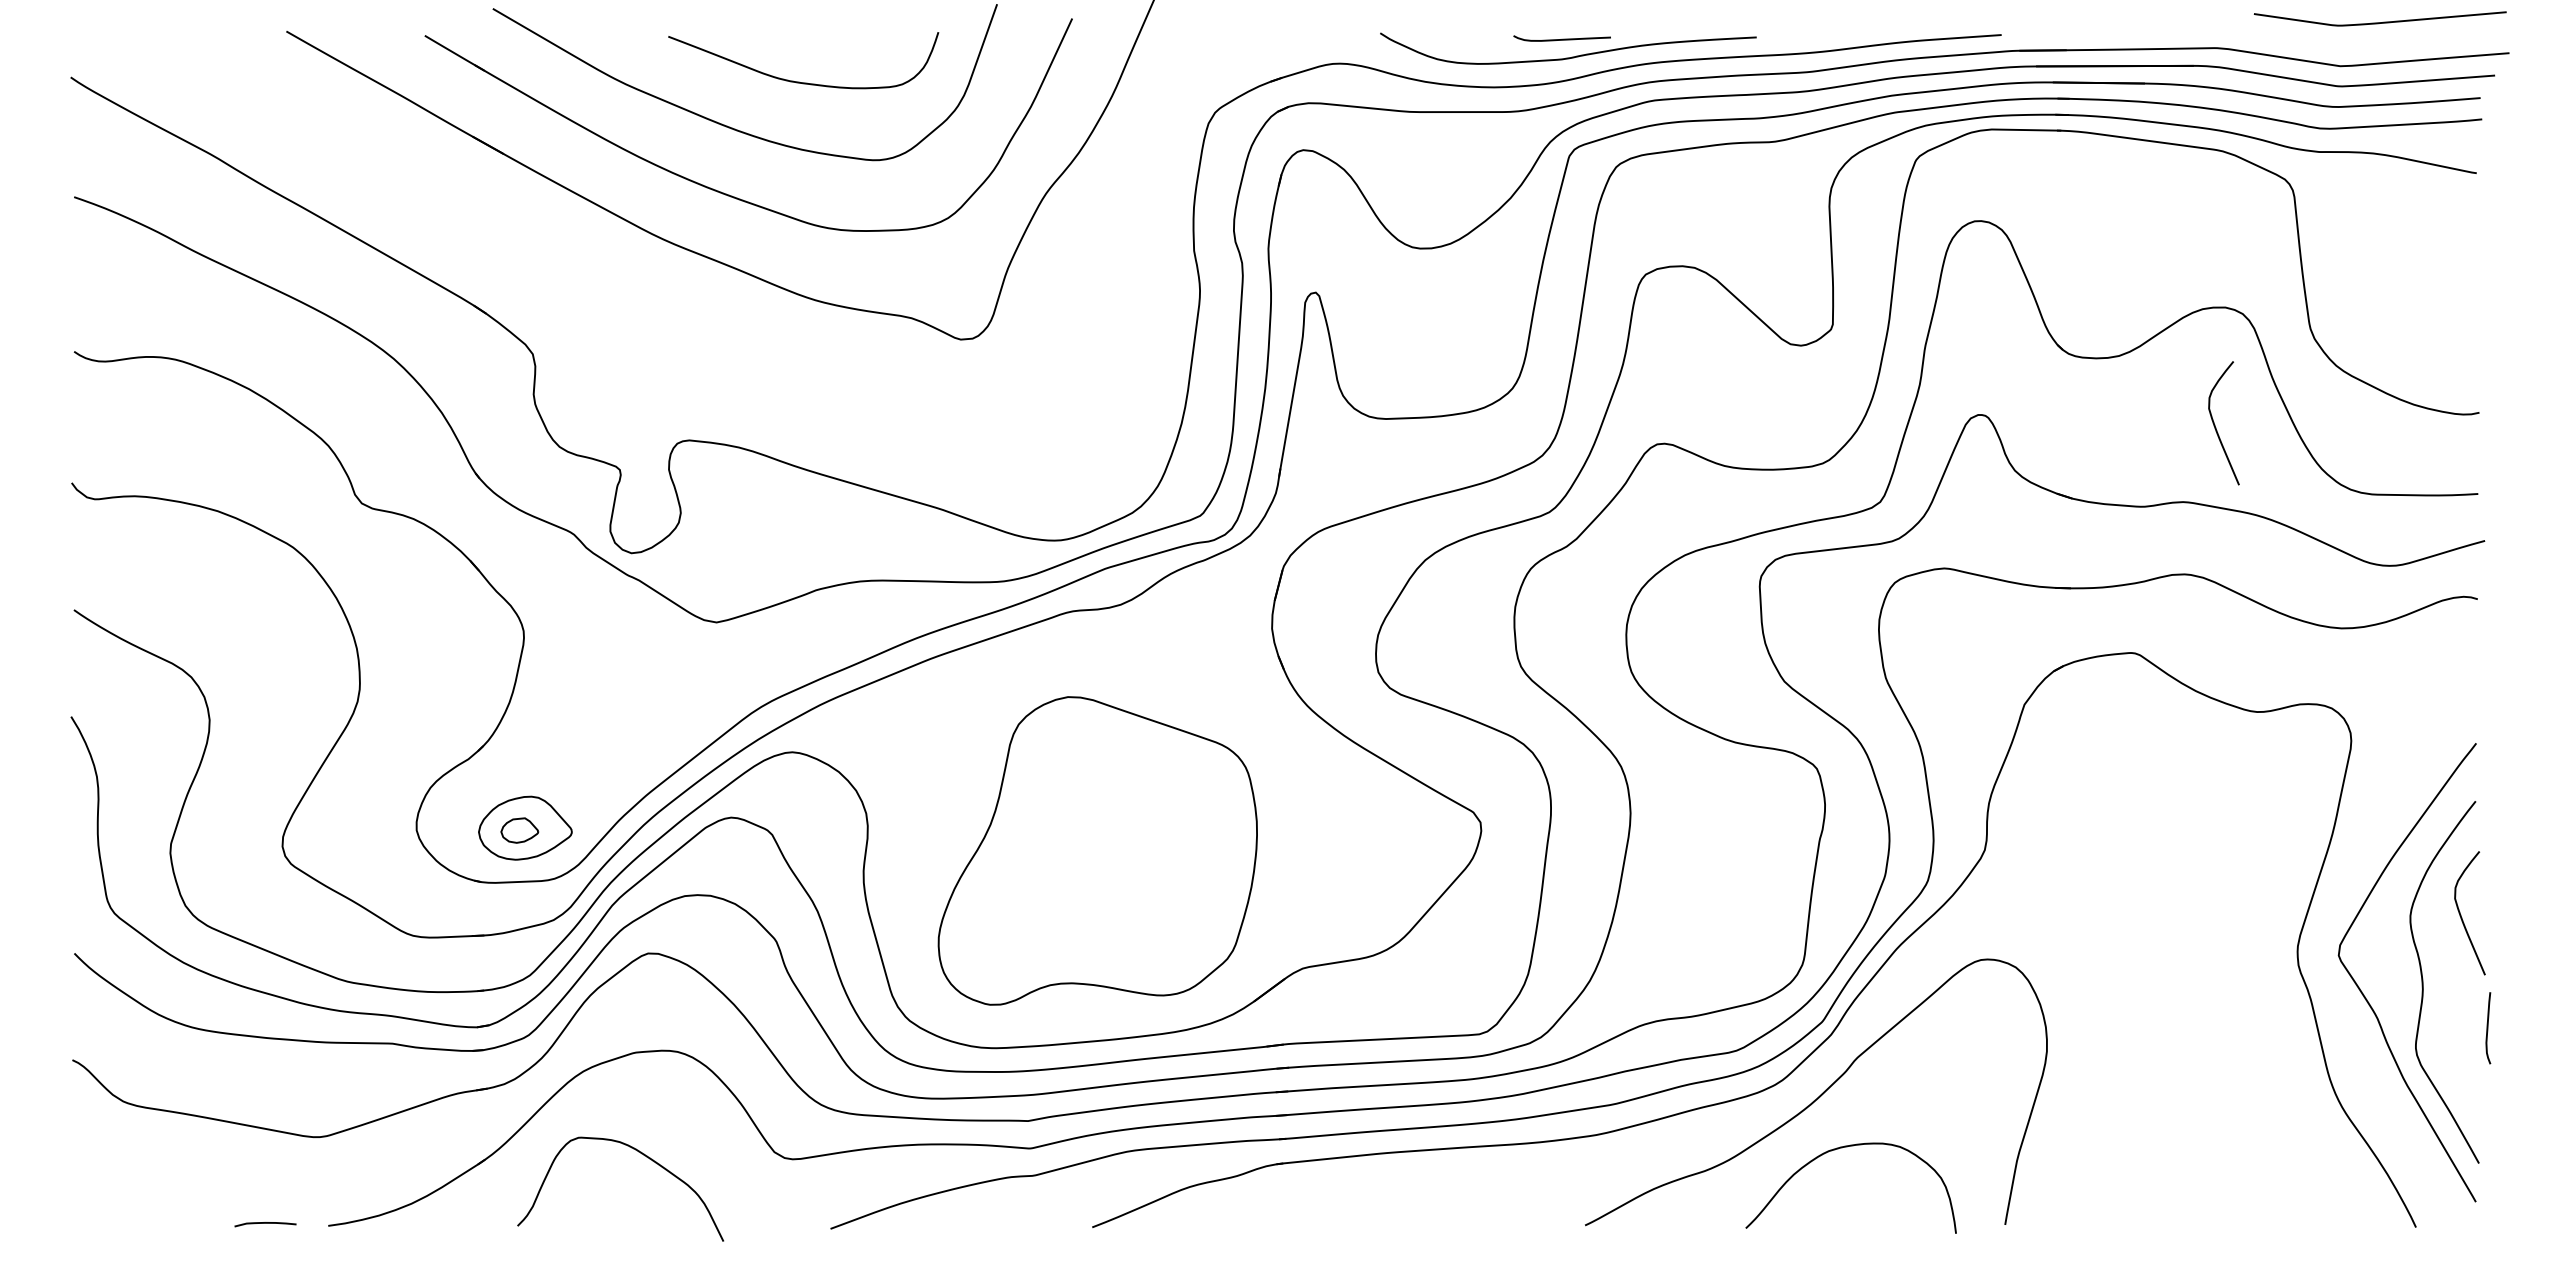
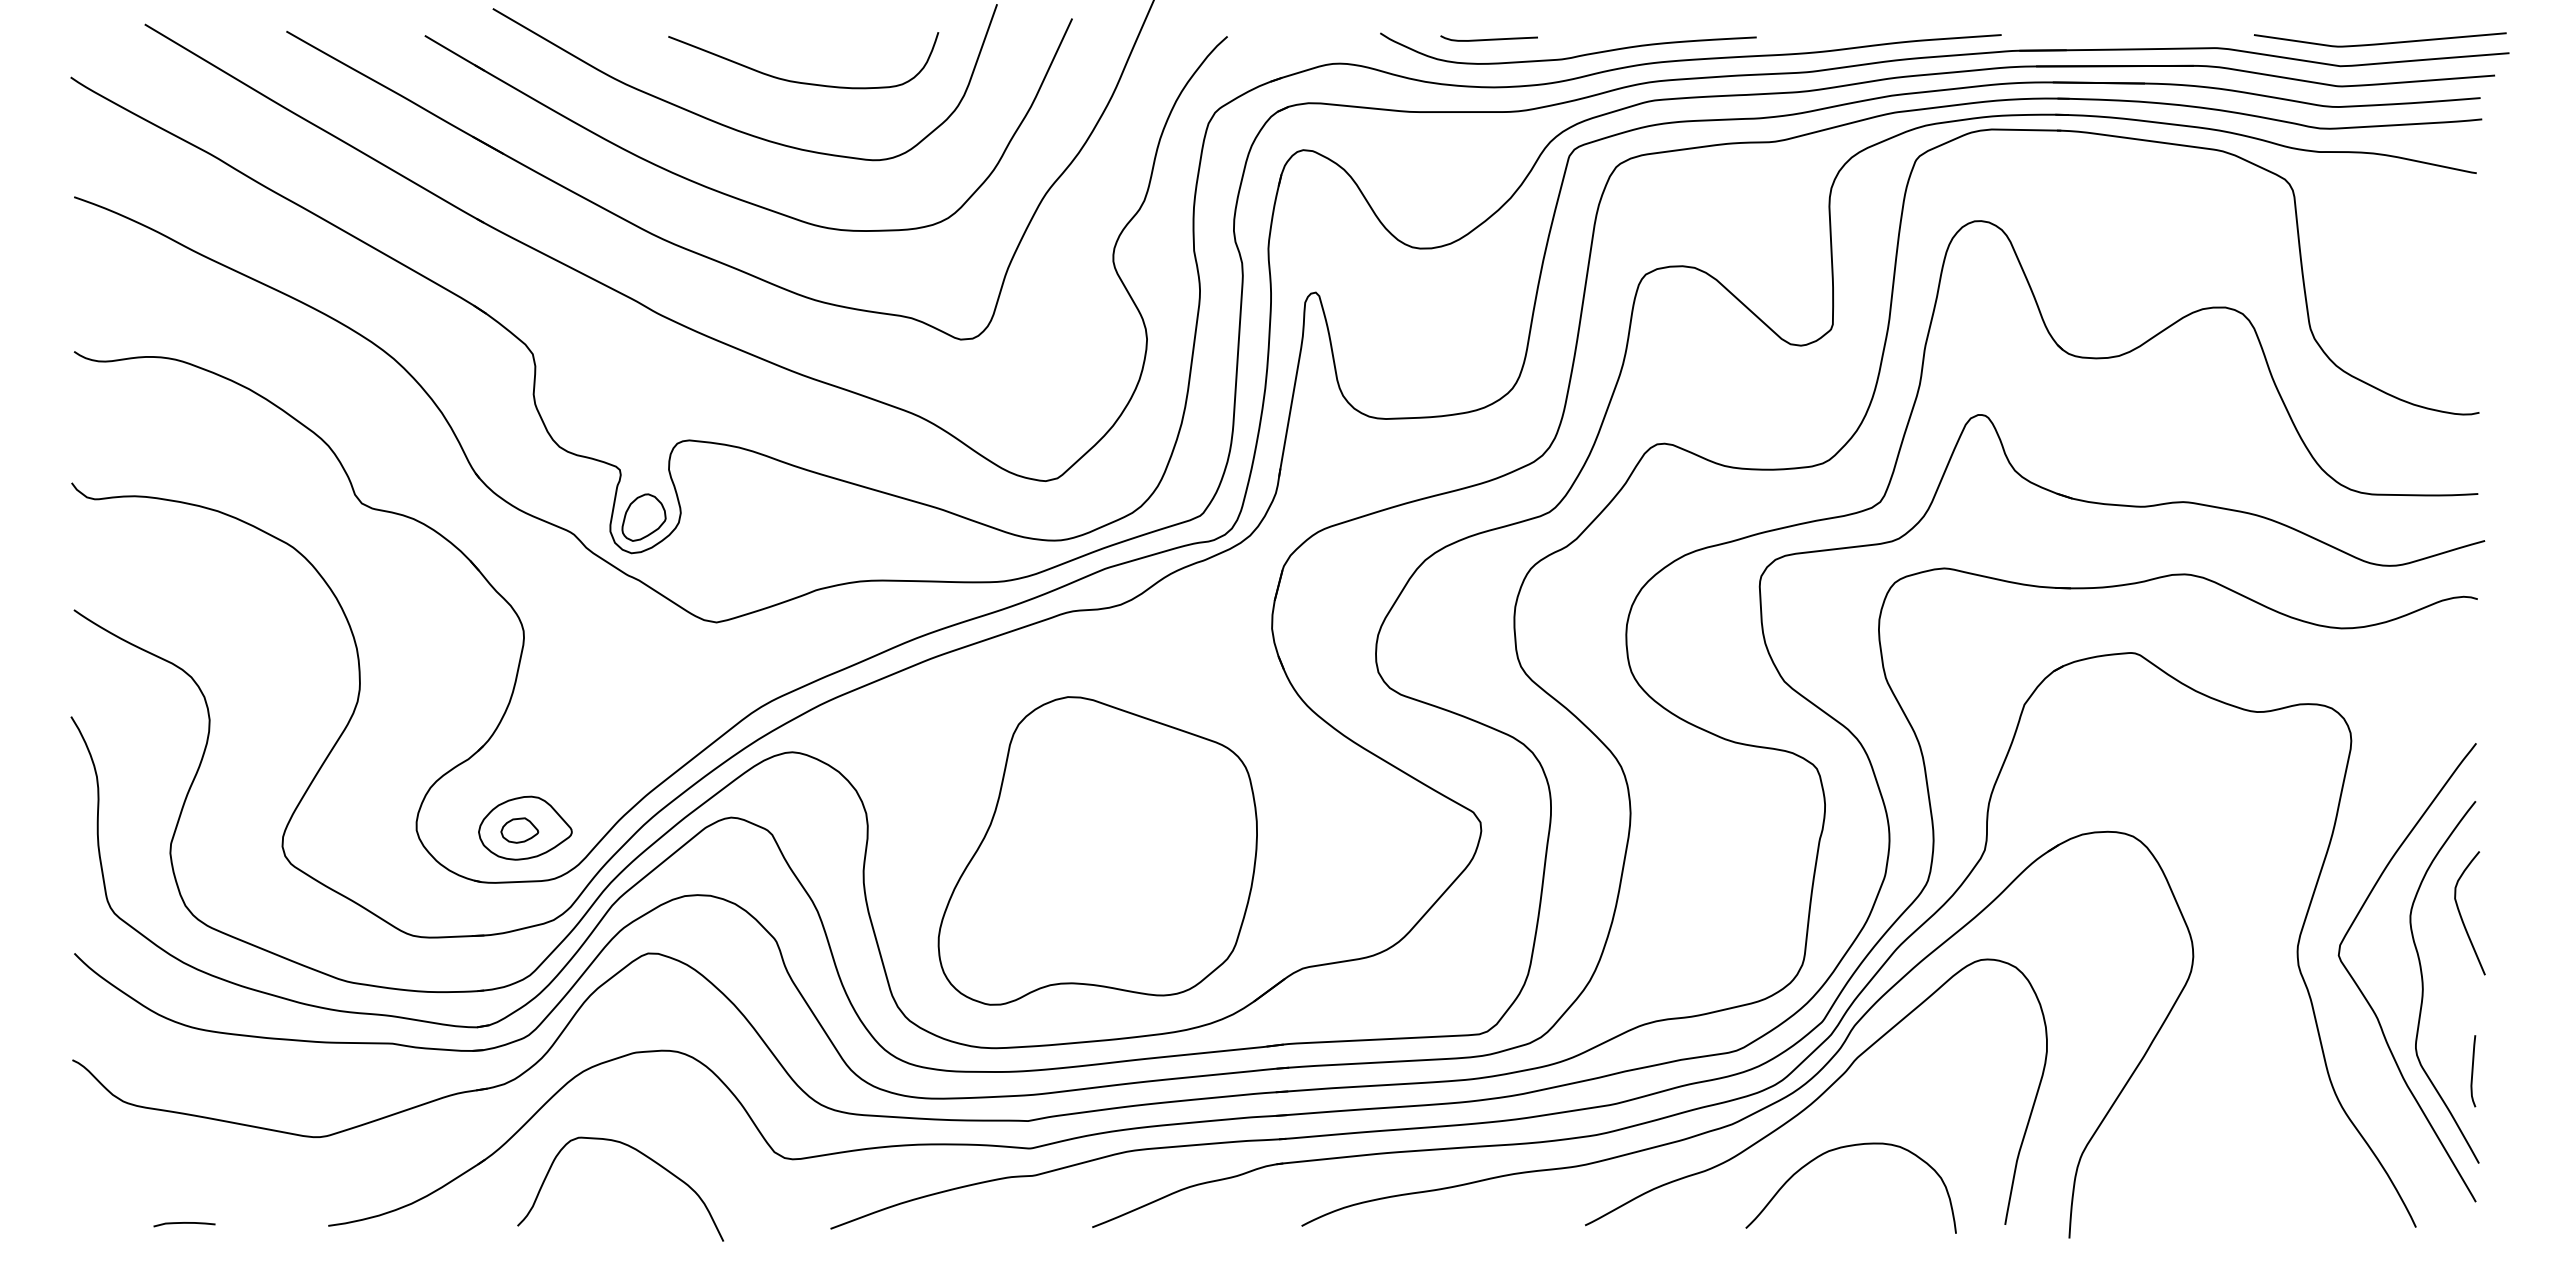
curve position: (2379, 22) -> (2379, 43) (2379, 43)
curve position: (1562, 38) -> (1489, 38) (1489, 38)
part: none -> present (649, 307)
curve: present -> none (2215, 424)
part: none -> present (643, 517)
curve position: (2488, 1028) -> (2473, 1071) (2473, 1071)
part: none -> present (1782, 1097)
curve position: (265, 1223) -> (184, 1223) (184, 1223)
